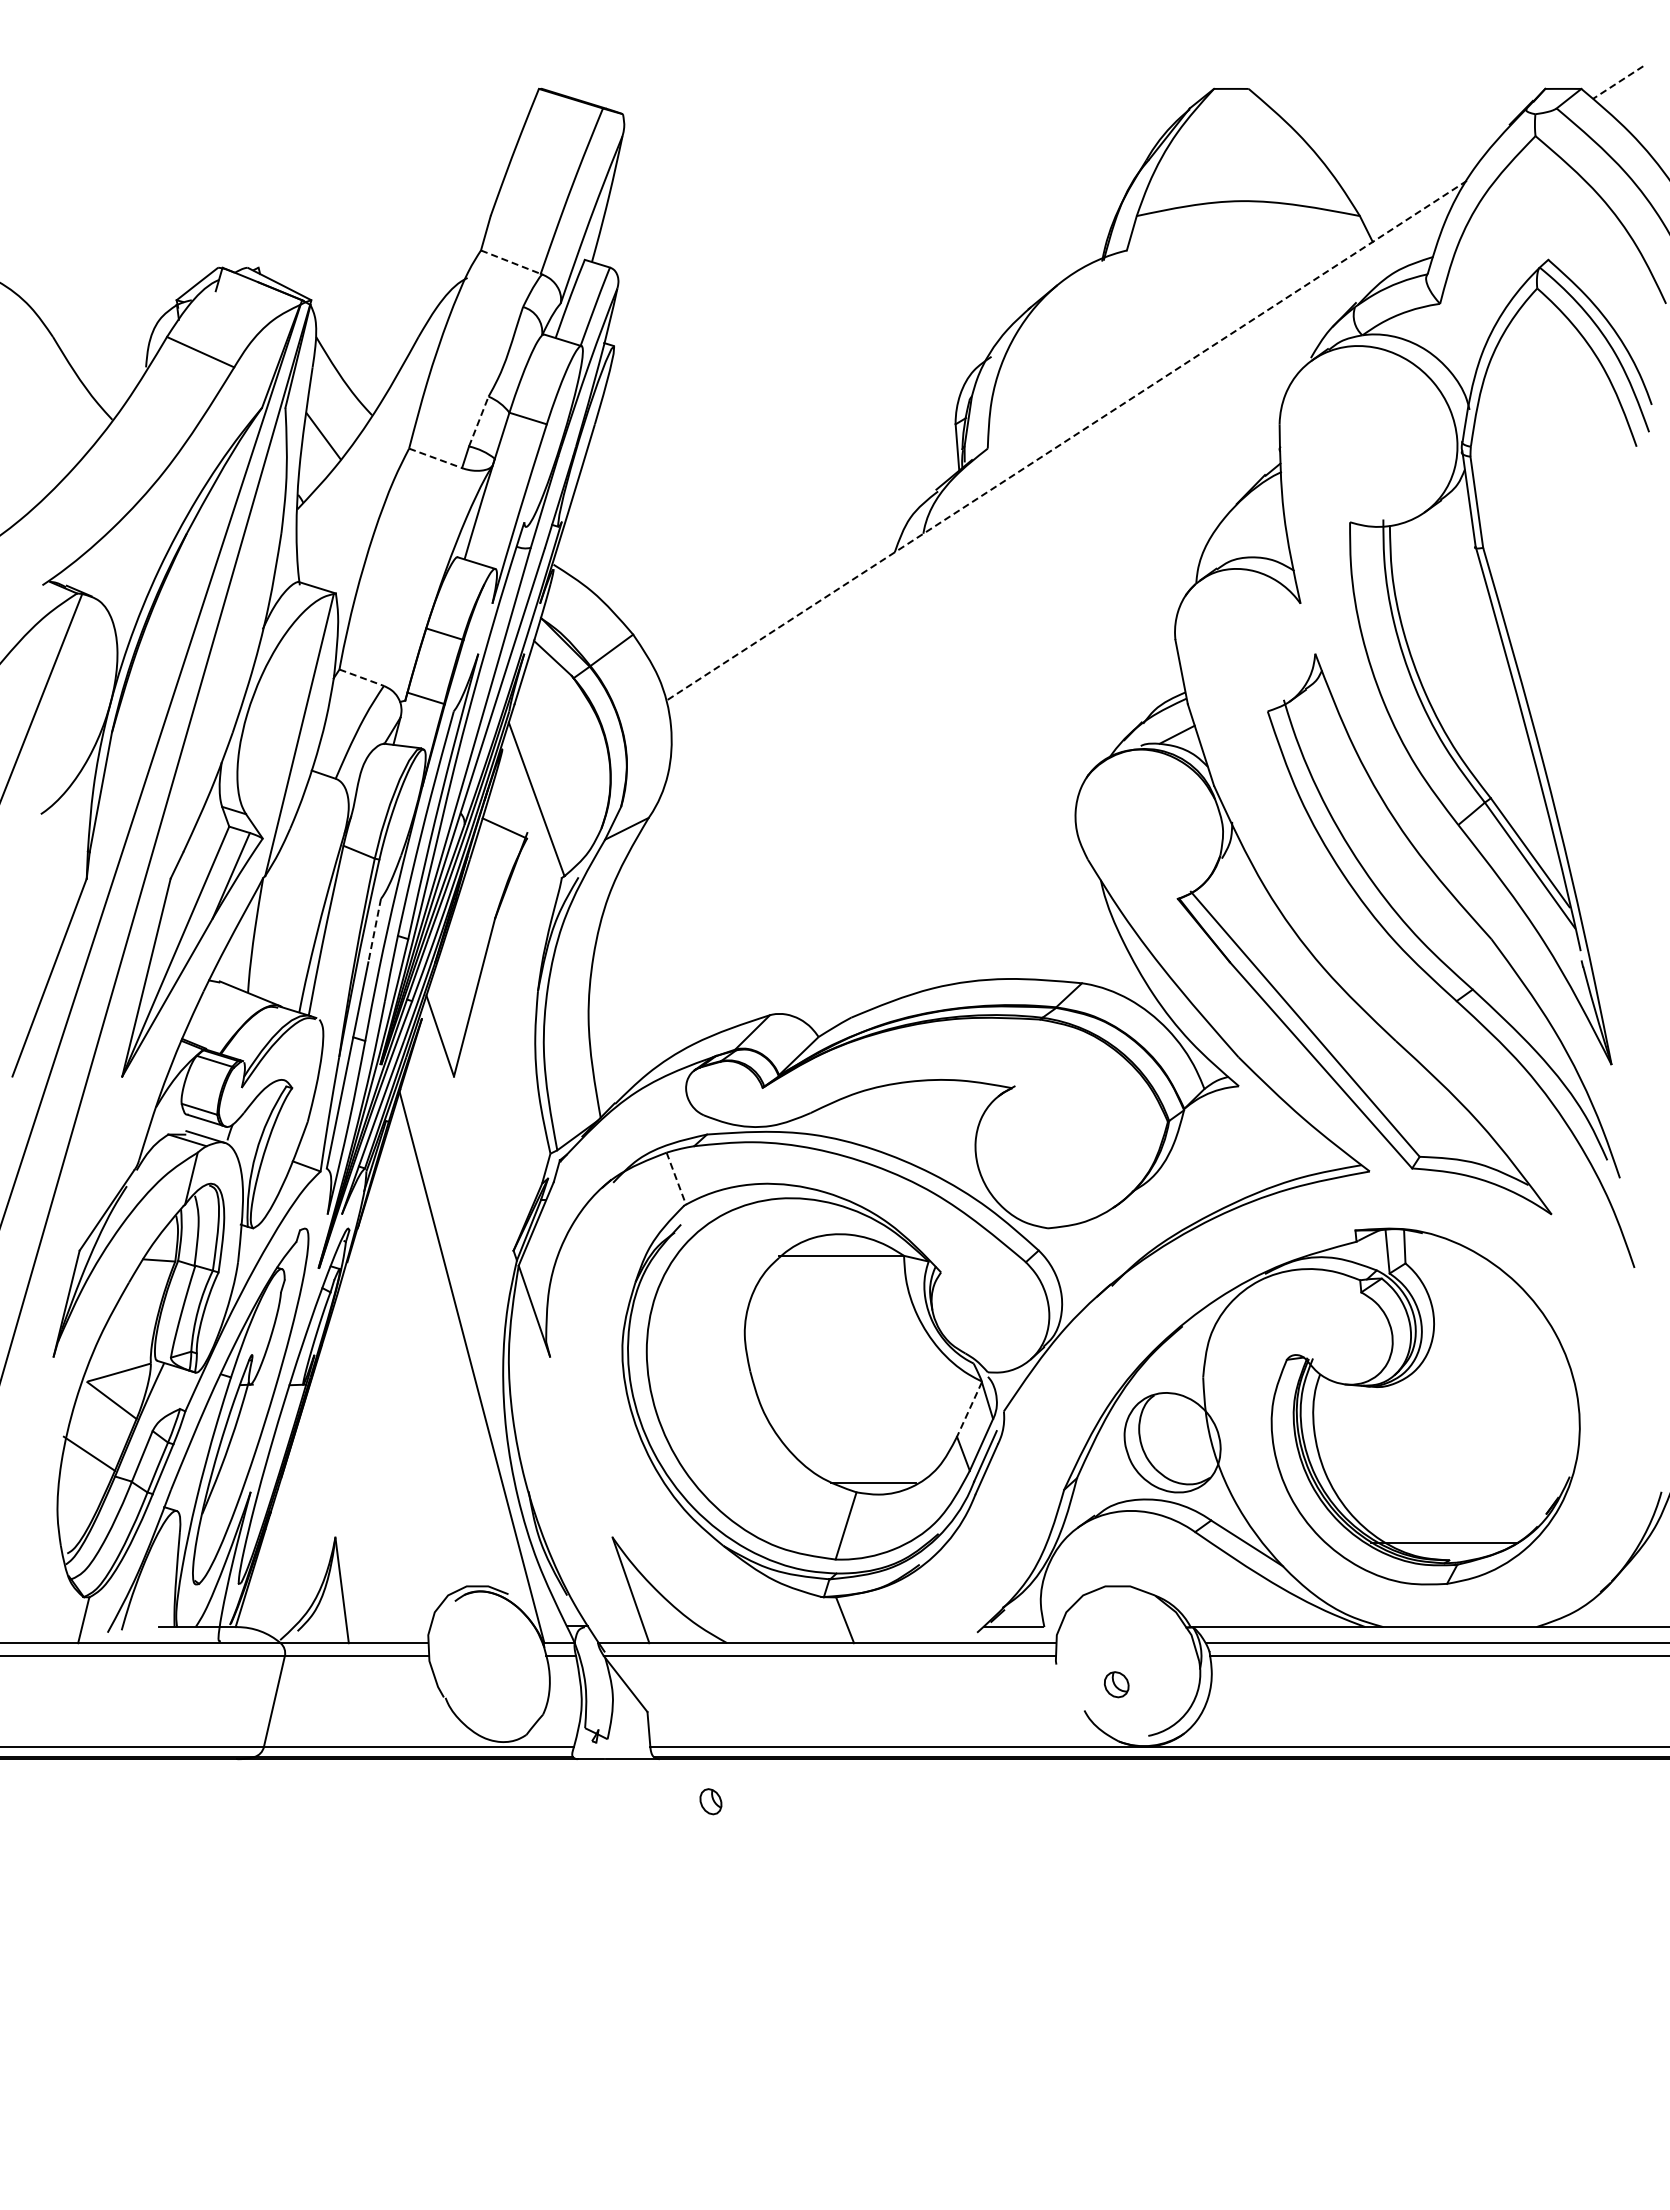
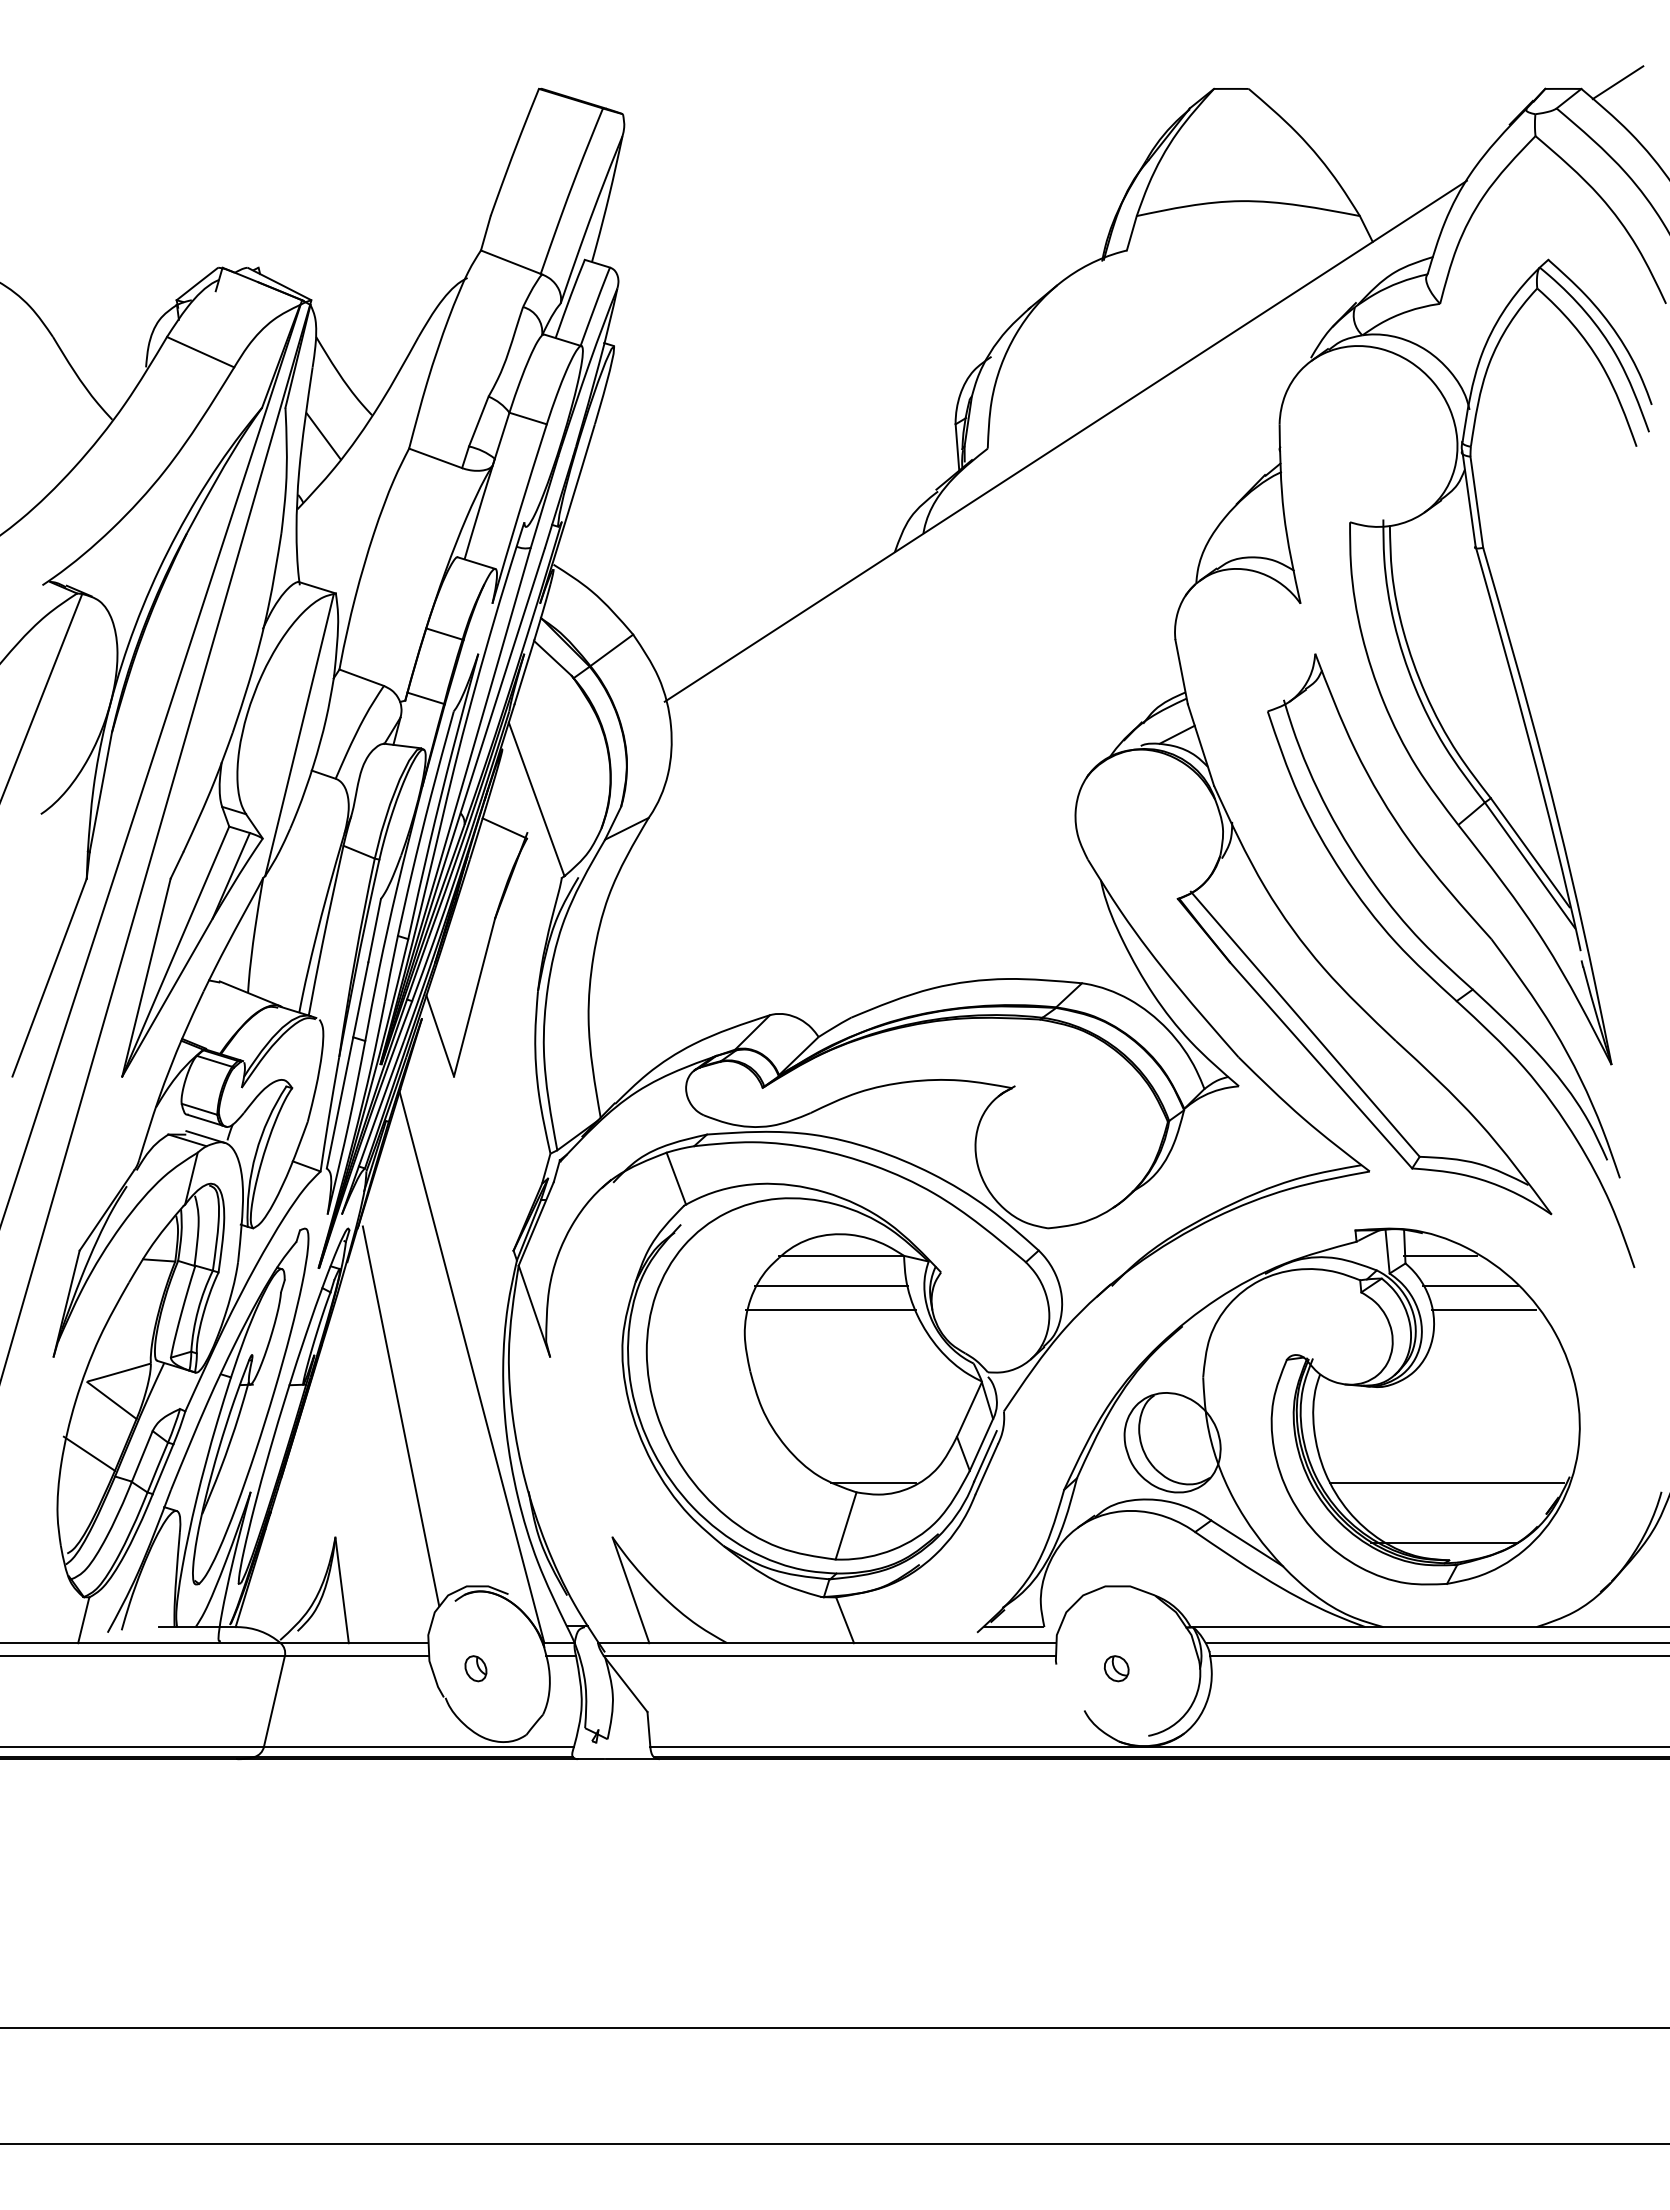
line: dashed -> solid (1617, 82)
line: dashed -> solid (511, 262)
line: dashed -> solid (478, 421)
line: dashed -> solid (1065, 441)
line: dashed -> solid (436, 458)
line: dashed -> solid (361, 677)
line: dashed -> solid (374, 931)
line: dashed -> solid (676, 1178)
line: none -> present (1440, 1255)
line: none -> present (831, 1286)
line: none -> present (1470, 1286)
line: none -> present (830, 1310)
line: none -> present (1483, 1310)
line: dashed -> solid (969, 1409)
line: none -> present (400, 1416)
line: none -> present (1447, 1482)
part position: (1116, 1684) -> (1116, 1668) (1116, 1668)
part position: (710, 1801) -> (475, 1668) (475, 1668)
line: none -> present (834, 2027)
line: none -> present (834, 2143)
